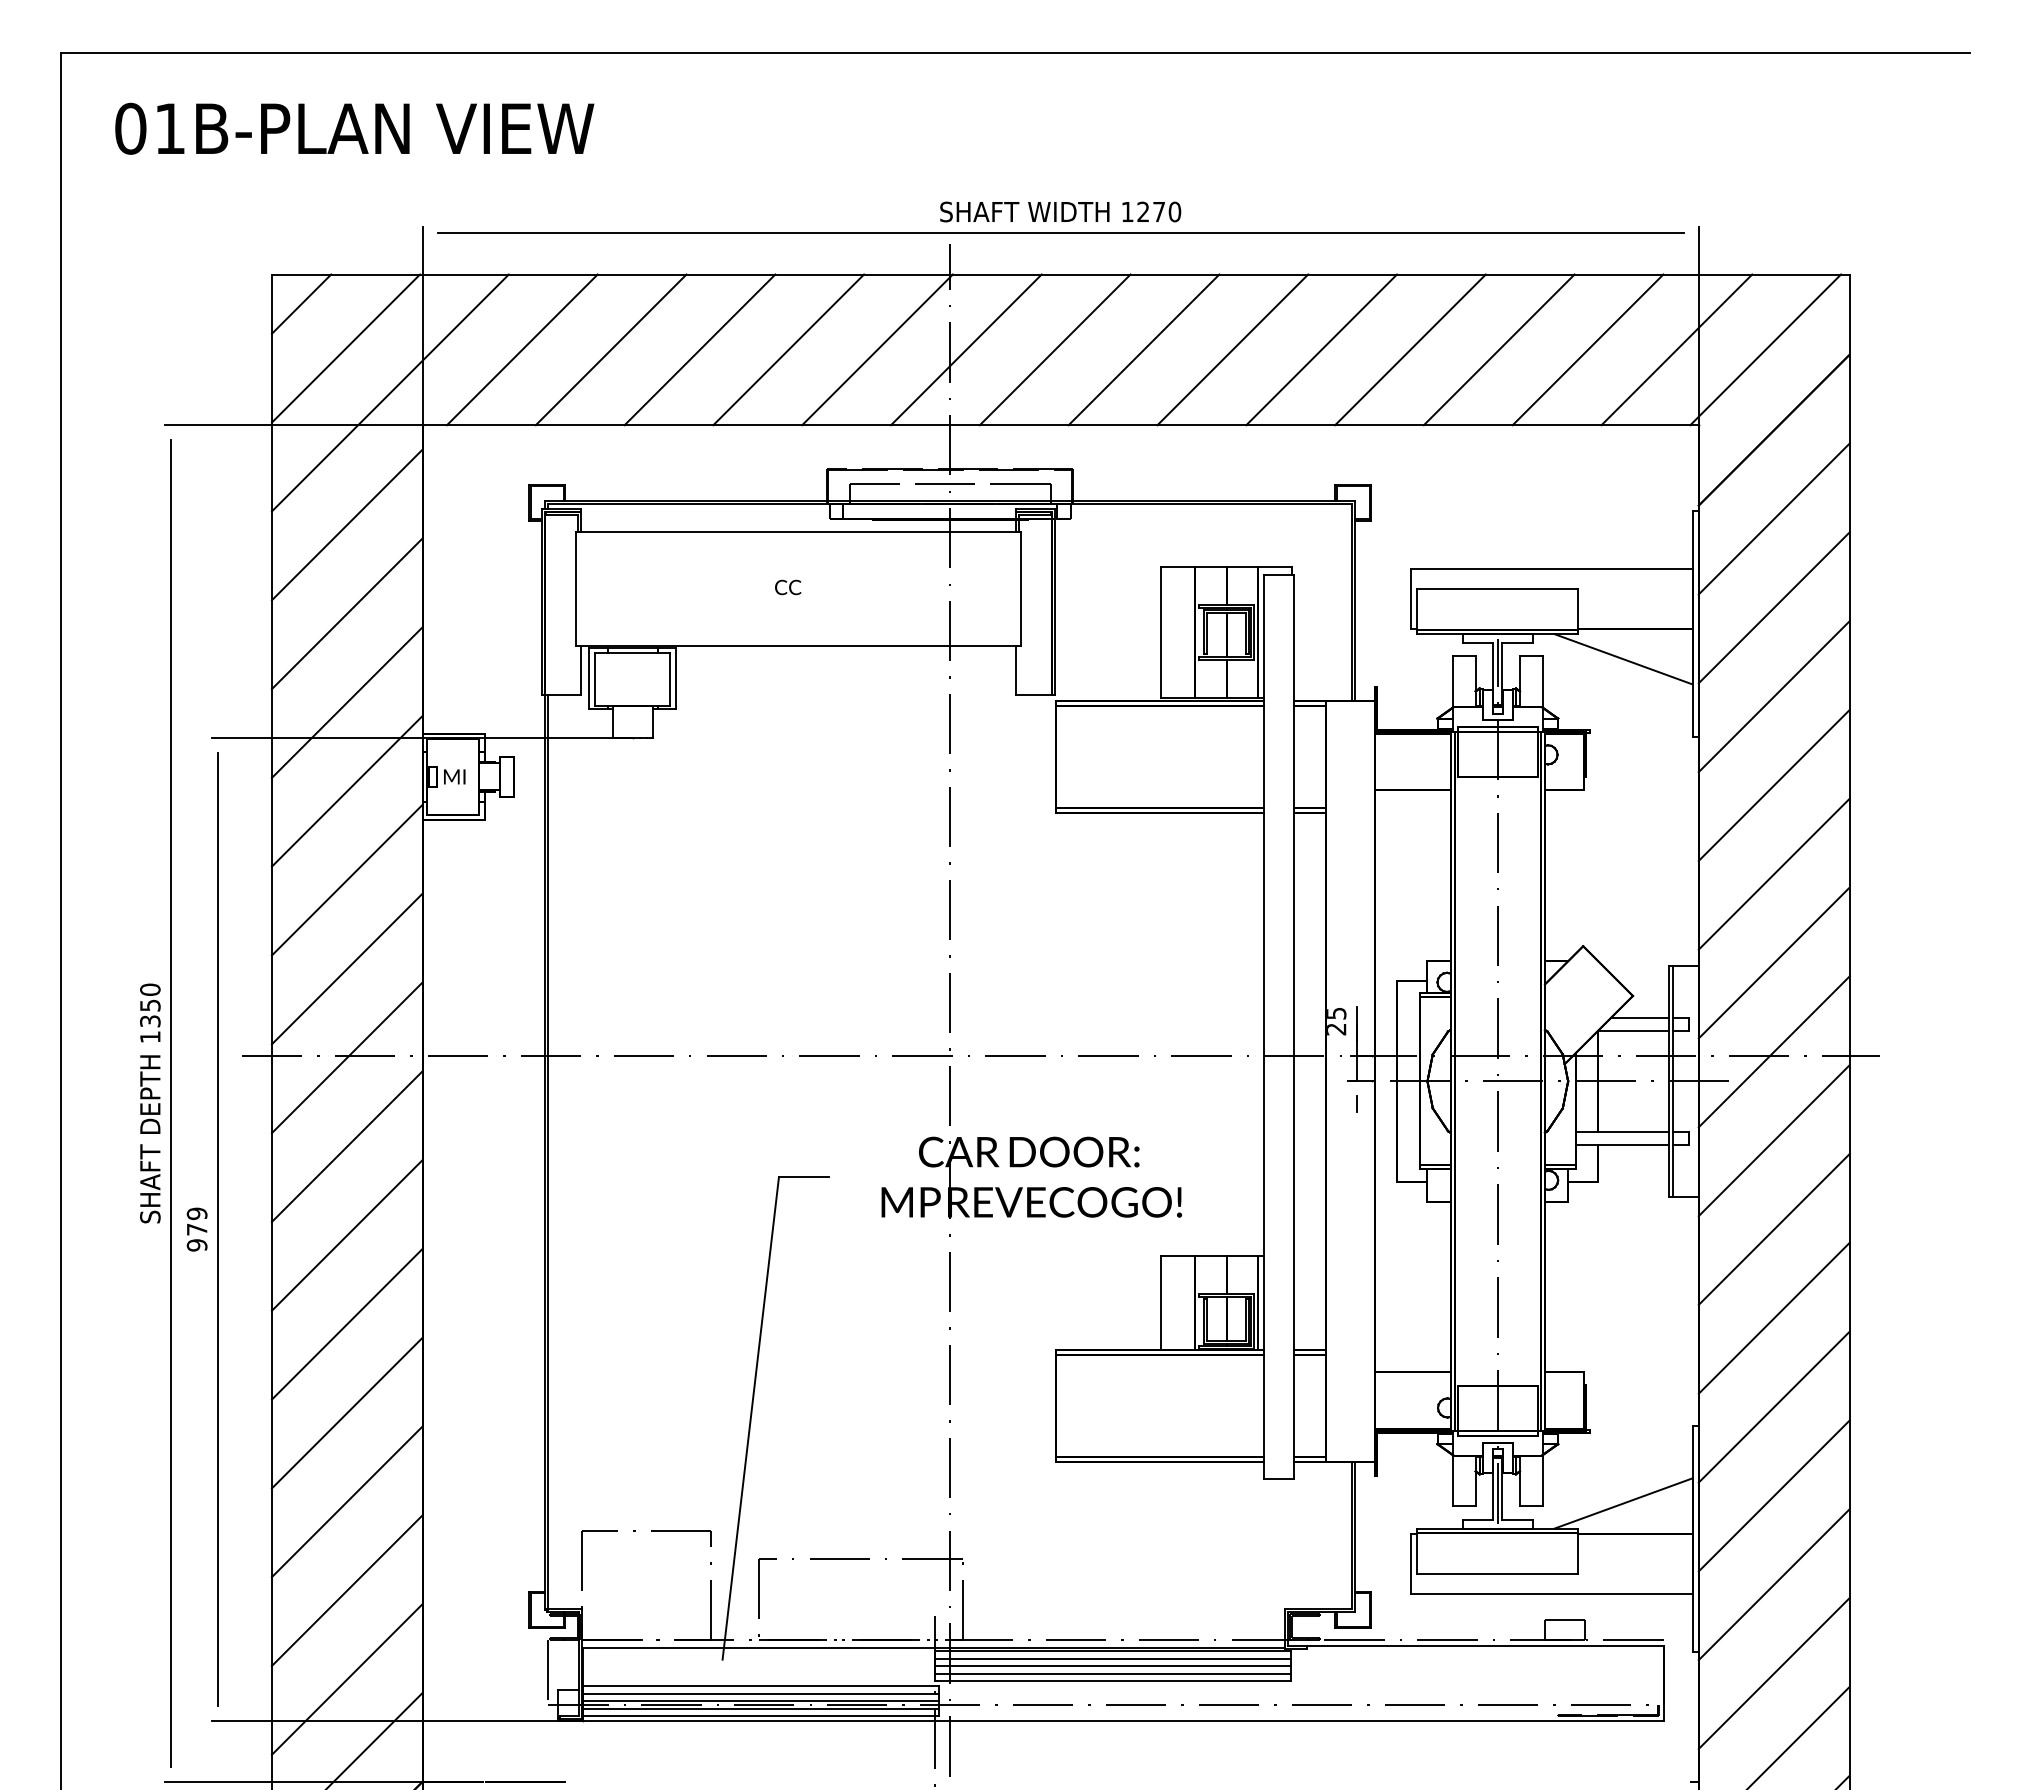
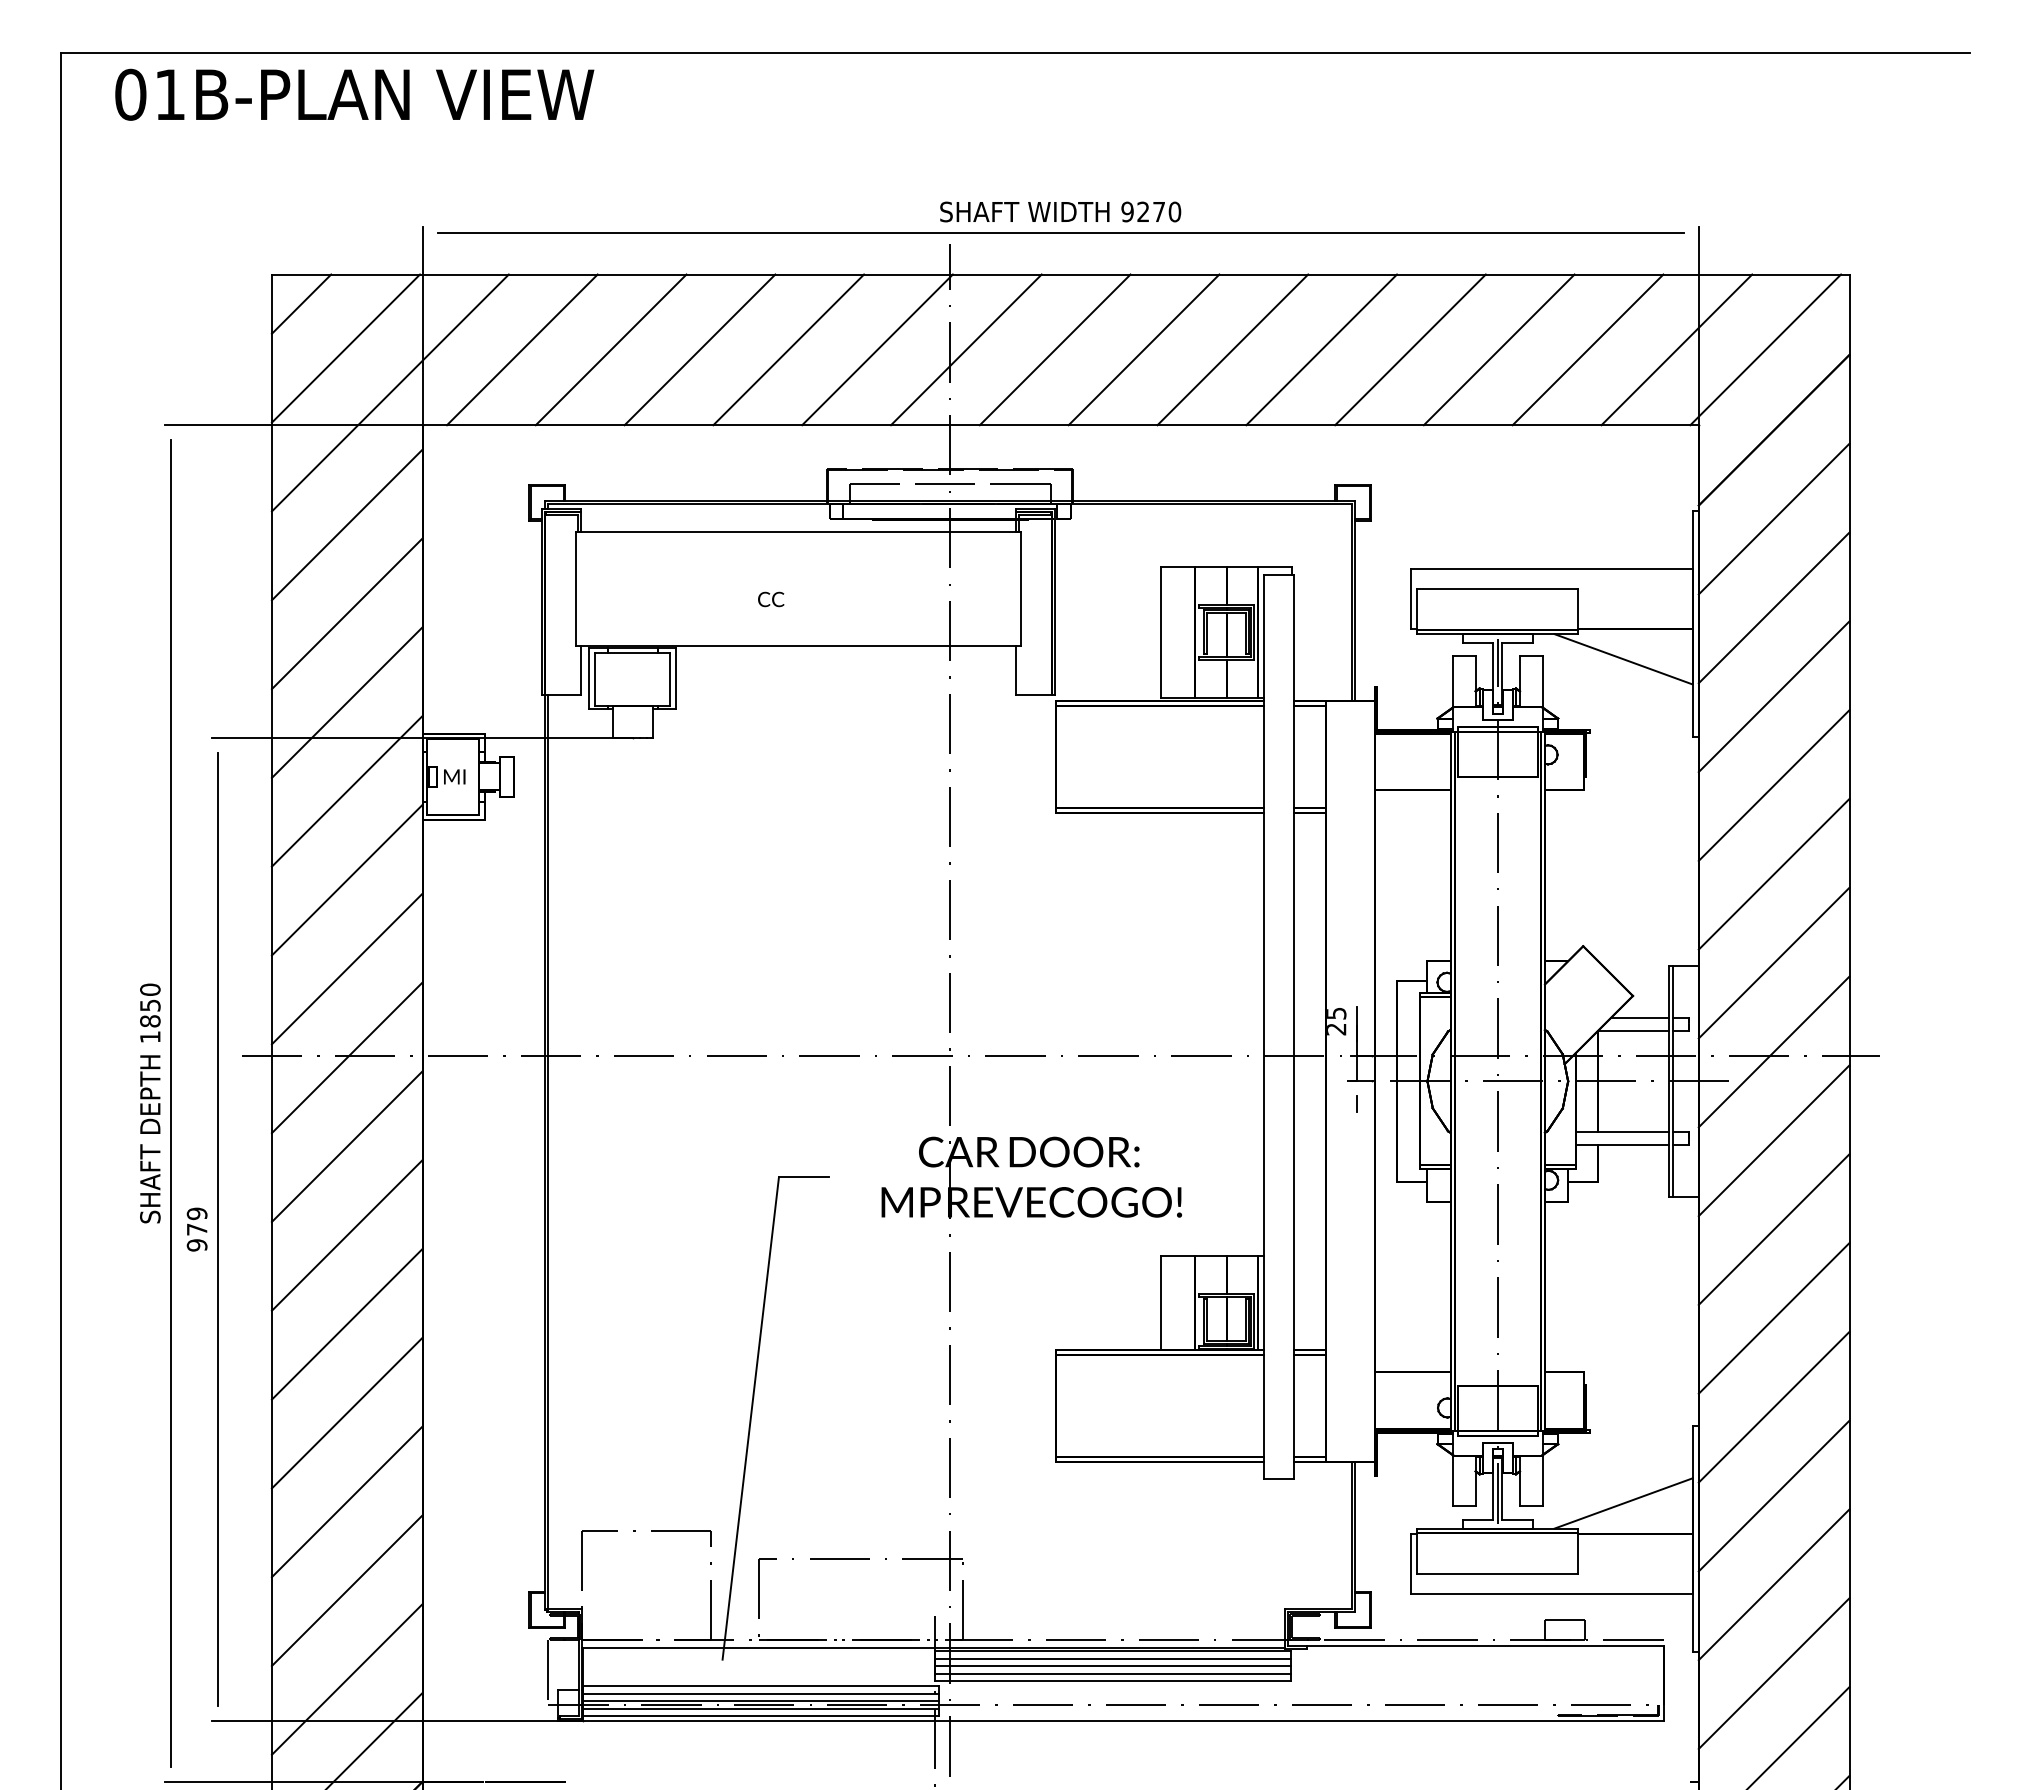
text position: (354, 128) -> (354, 94) (354, 94)
text: 1270 -> 9270 (1127, 211)
text position: (788, 587) -> (771, 599) (771, 599)
text: 1350 -> 1850 (150, 1021)
